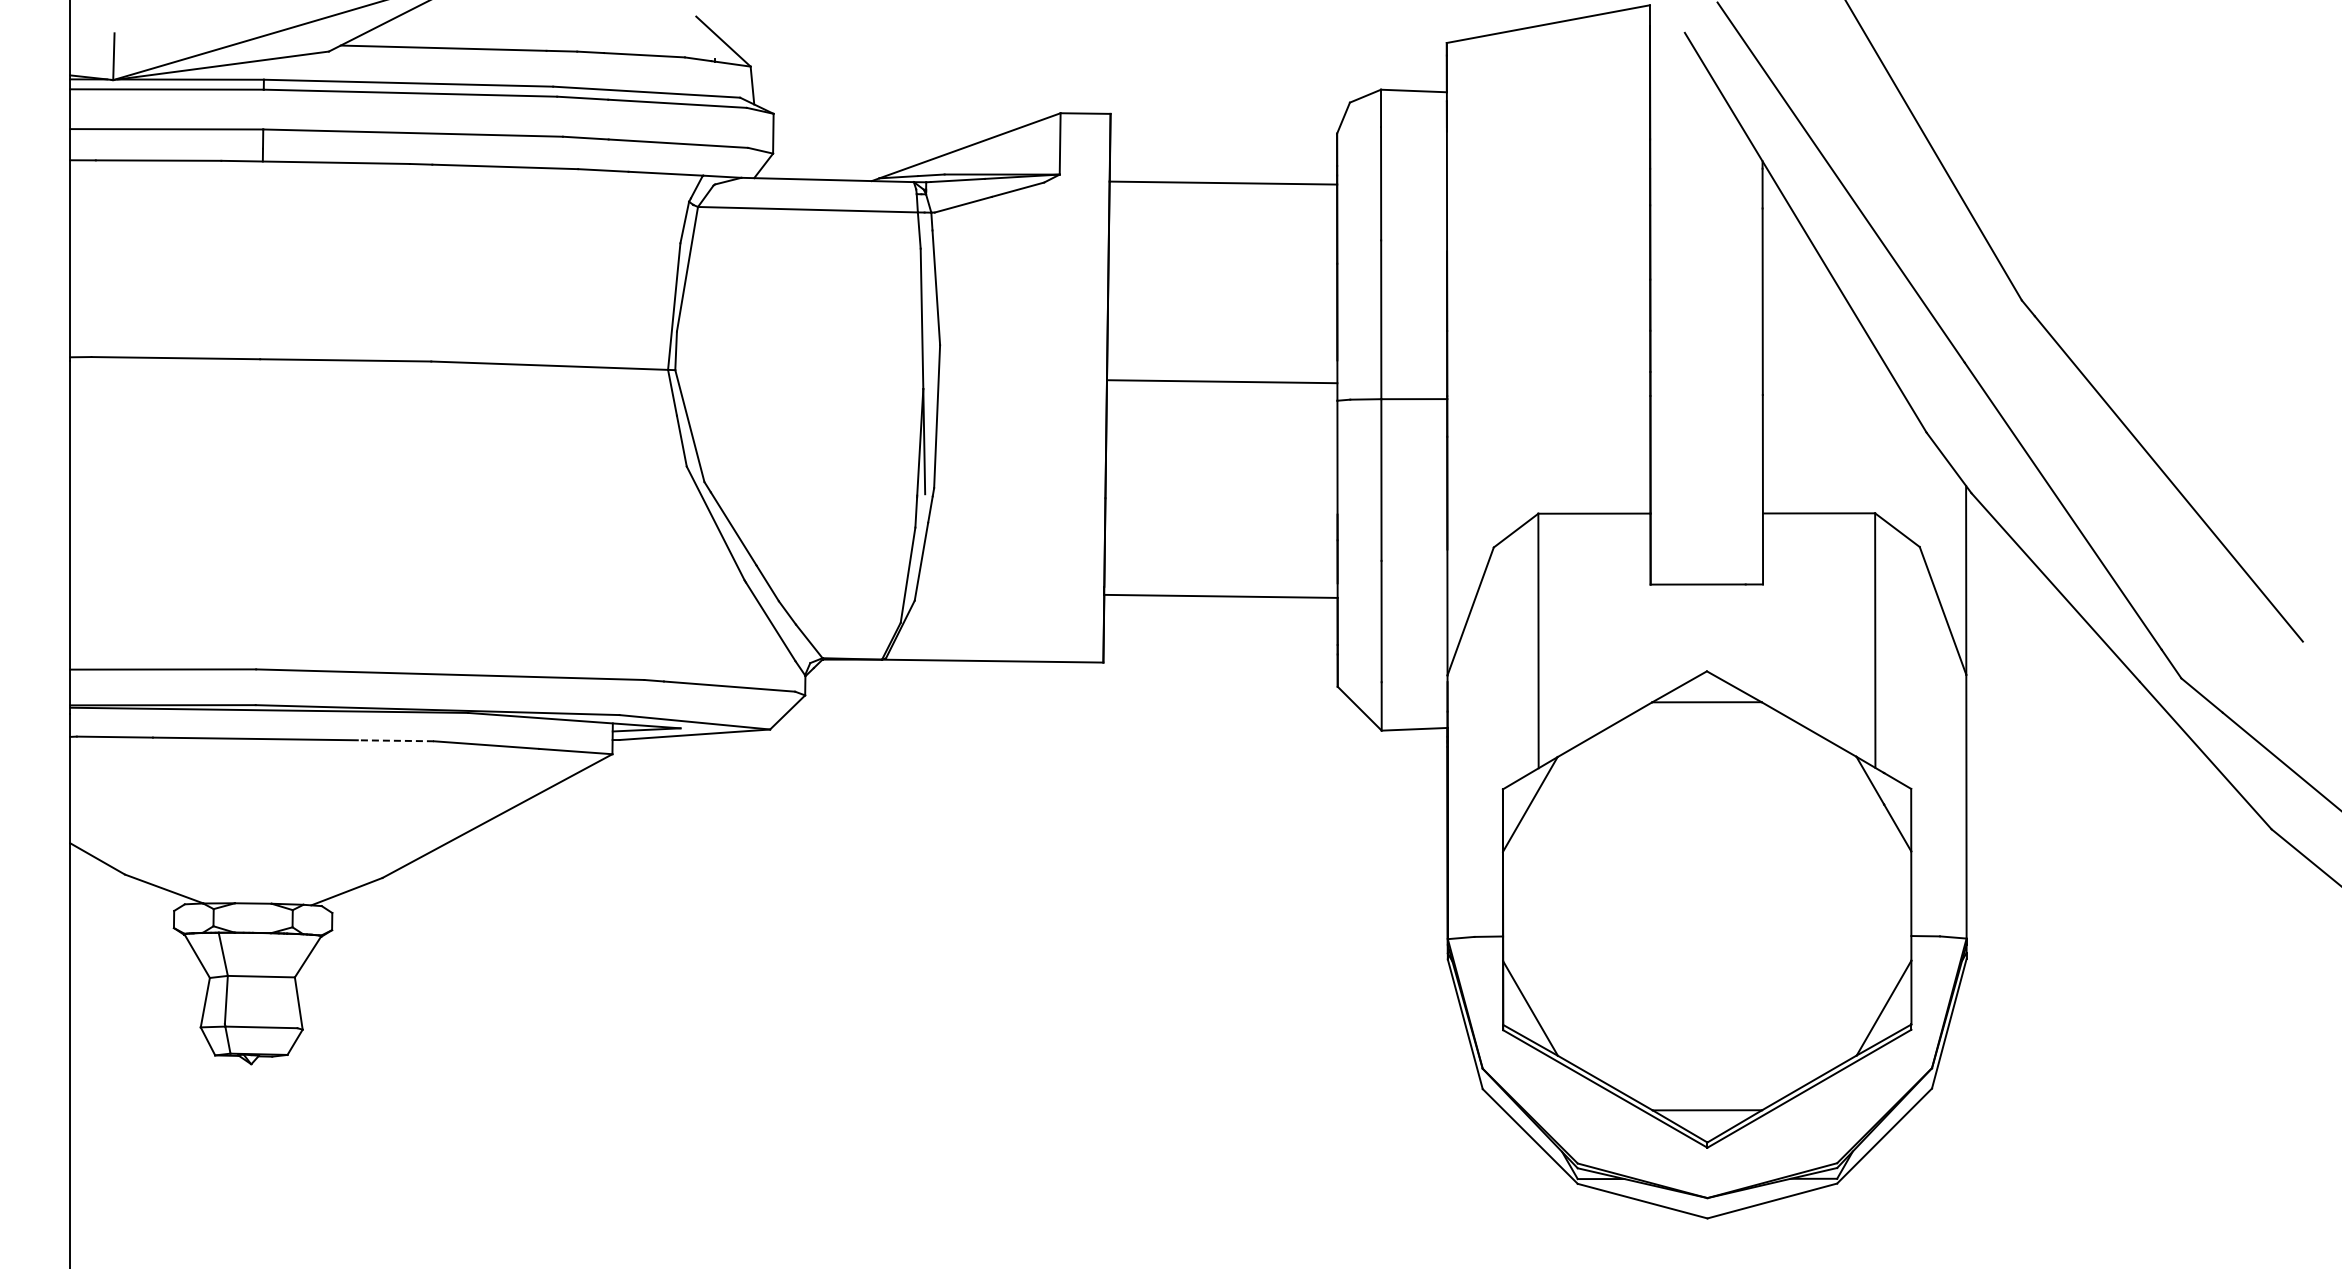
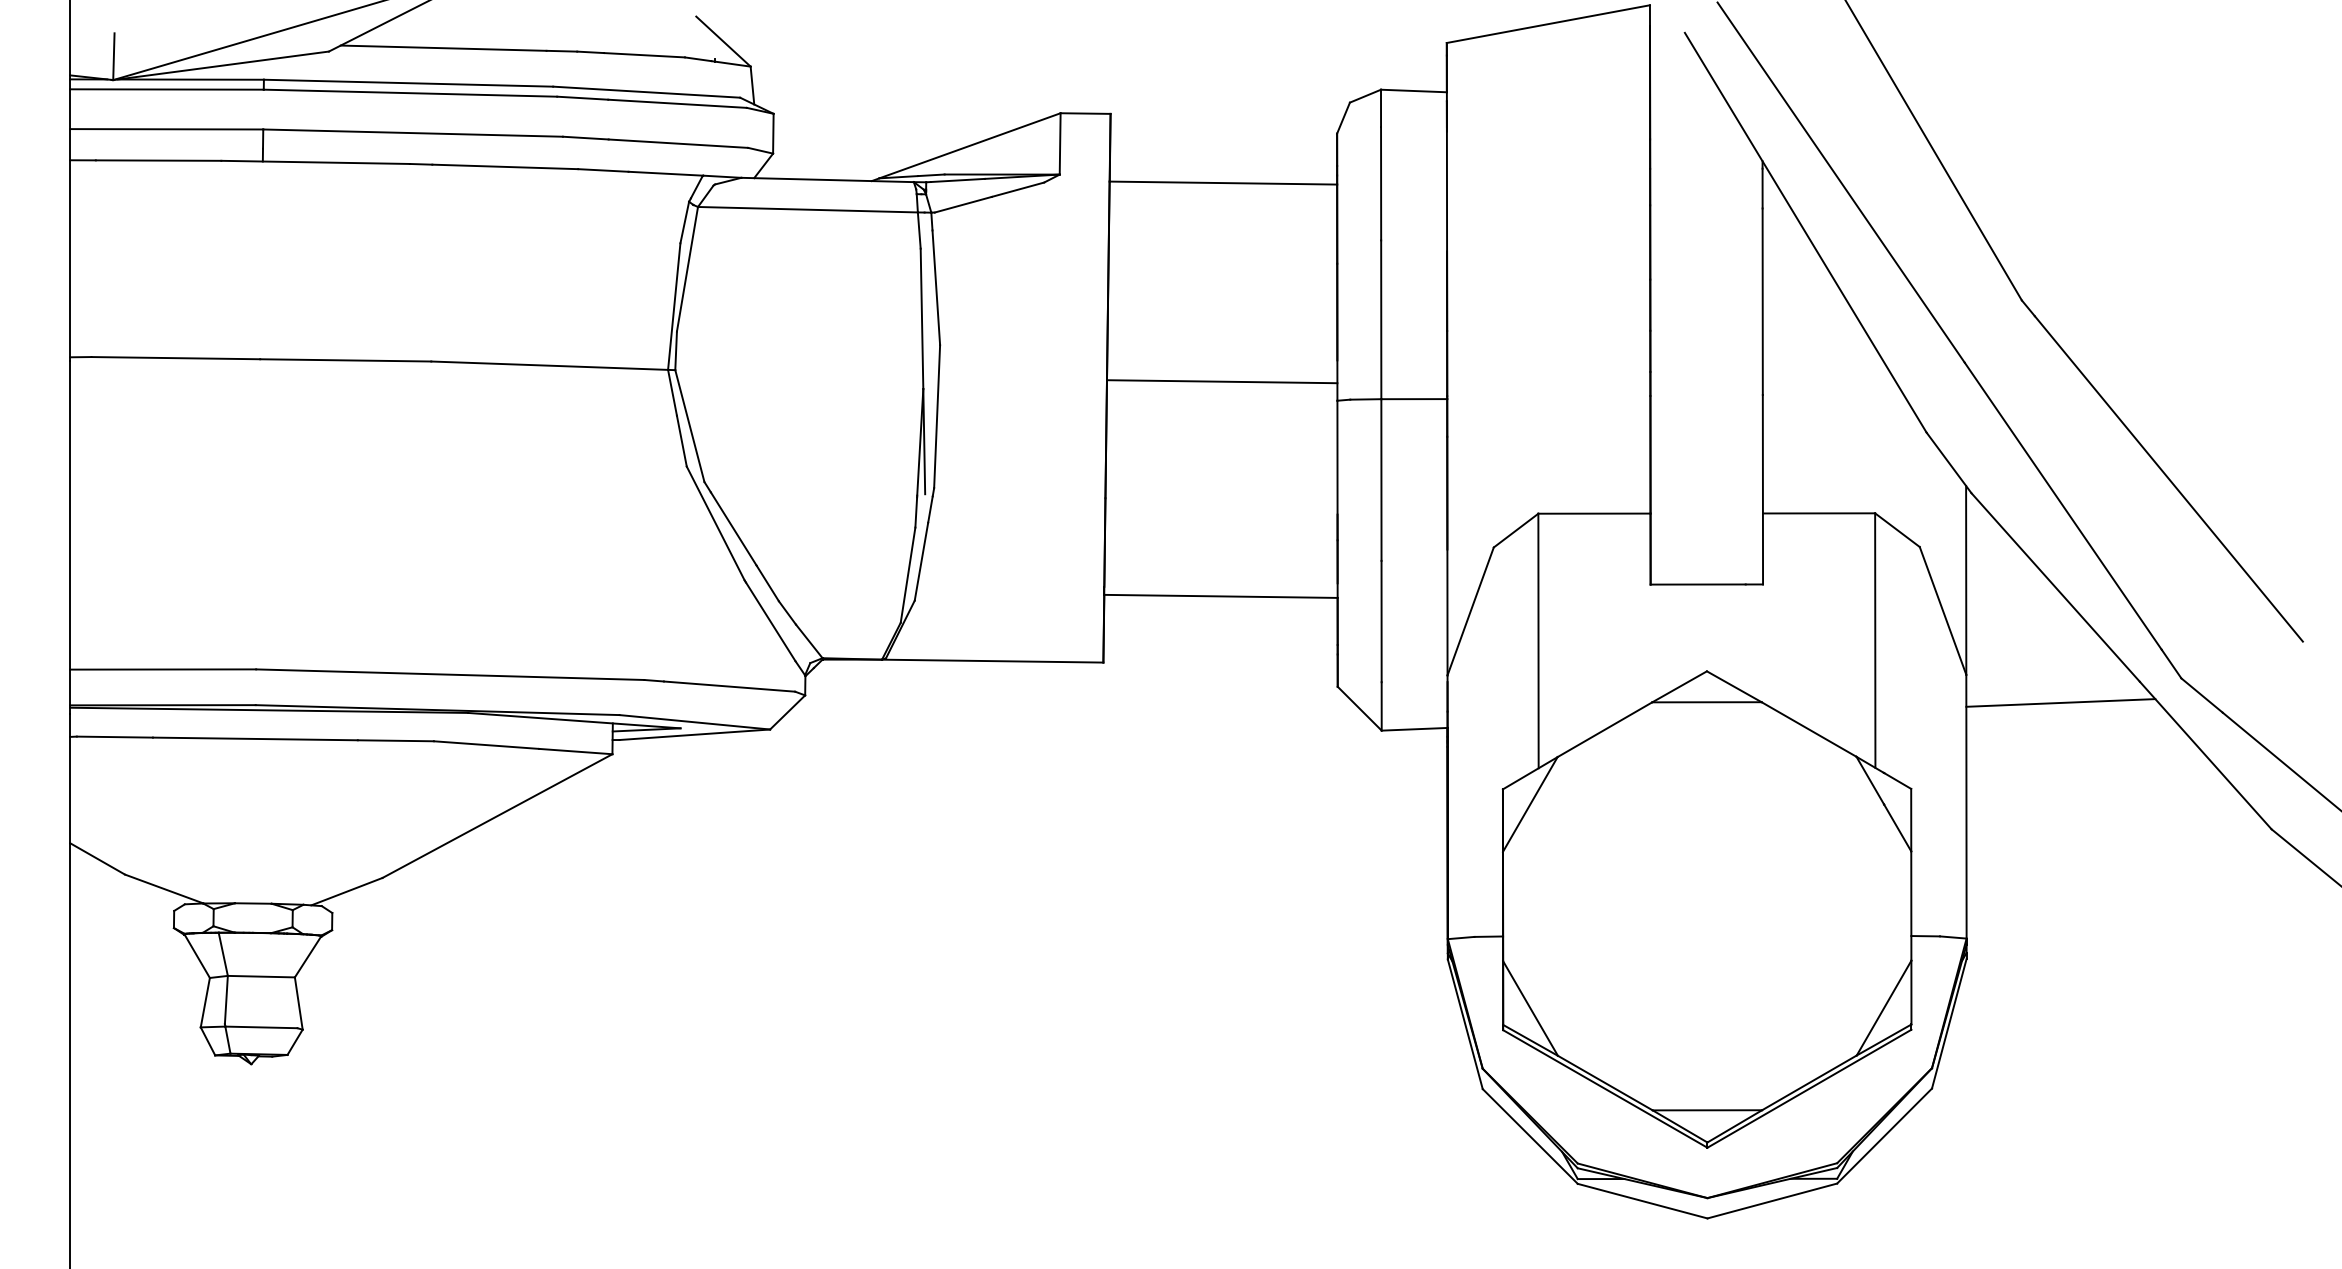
line: none -> present (2060, 702)
line: dashed -> solid (395, 740)
